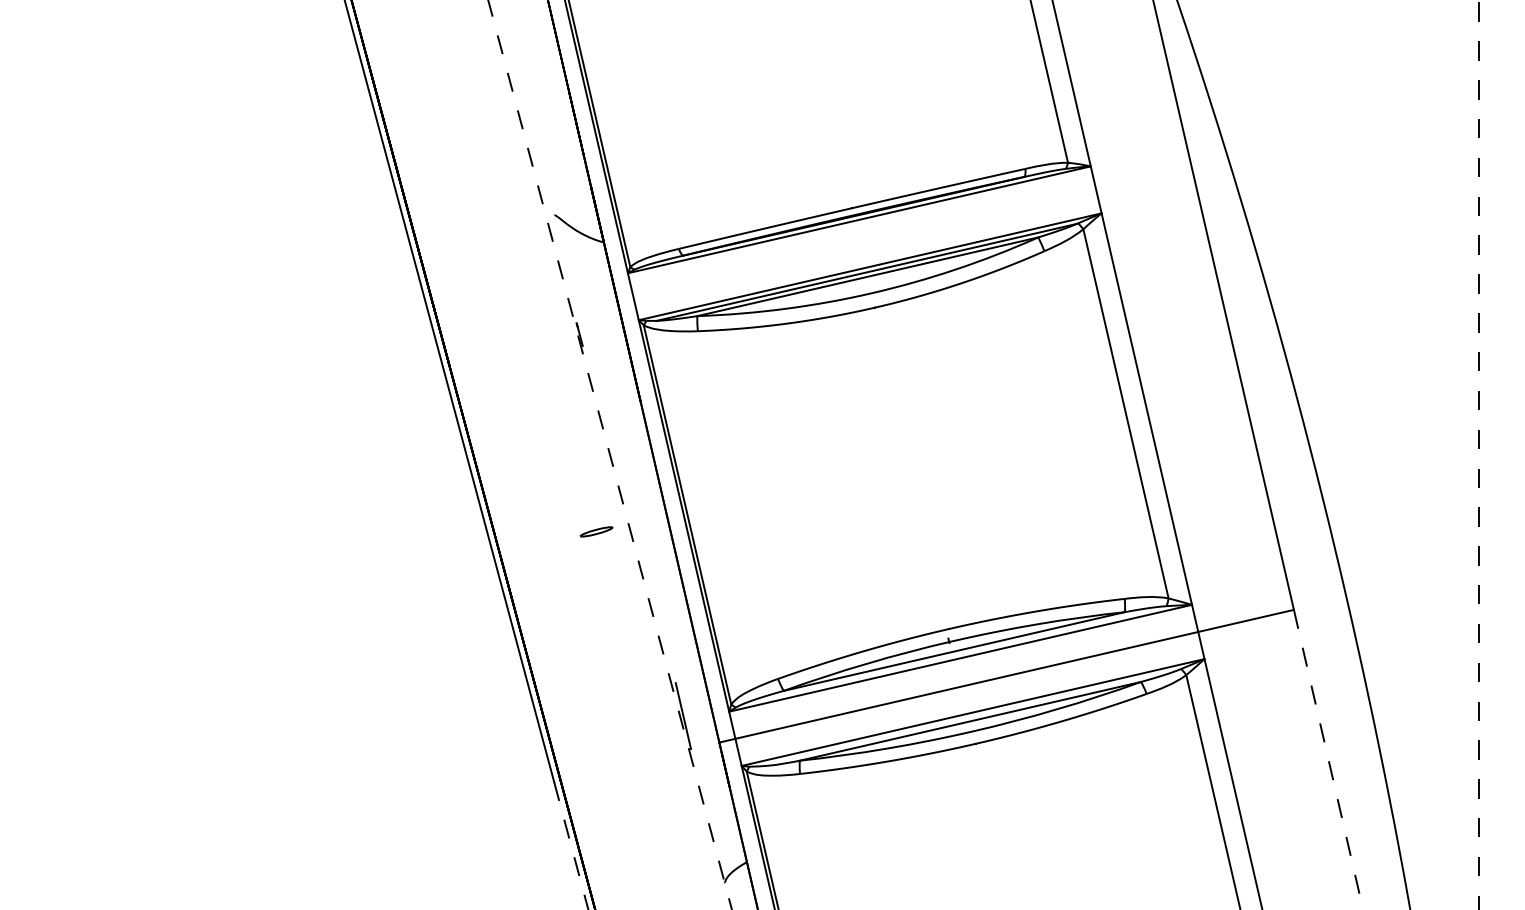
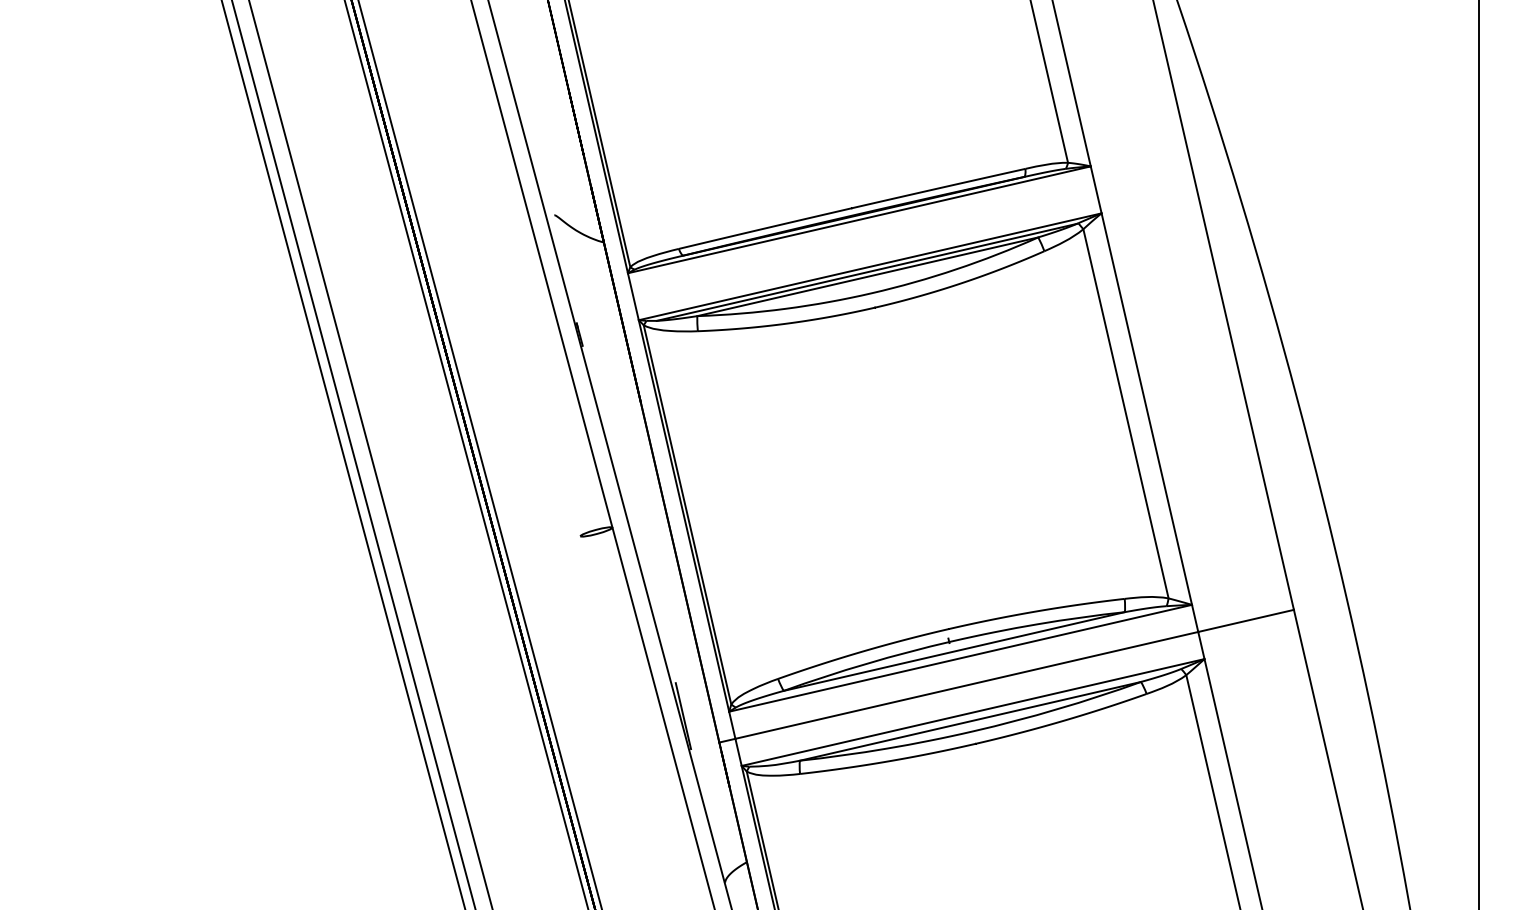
line: none -> present (343, 454)
line: none -> present (353, 454)
line: none -> present (370, 454)
line: none -> present (479, 454)
line: none -> present (592, 454)
line: dashed -> solid (1479, 454)
line: dashed -> solid (610, 455)
line: dashed -> solid (1328, 759)
line: dashed -> solid (571, 845)
